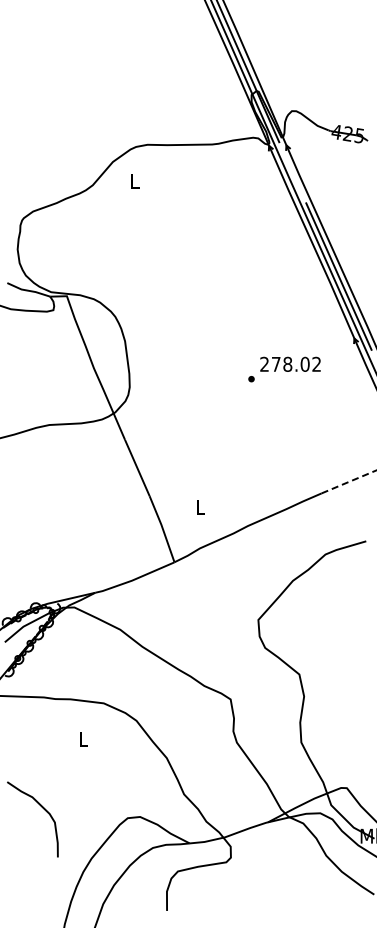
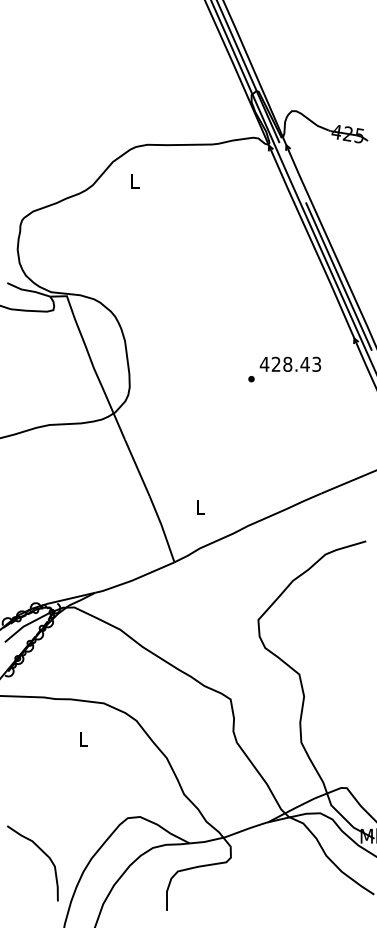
text: 278.02 -> 428.43 (290, 363)
line: dashed -> solid (349, 481)
curve position: (42, 808) -> (42, 852) (42, 852)
